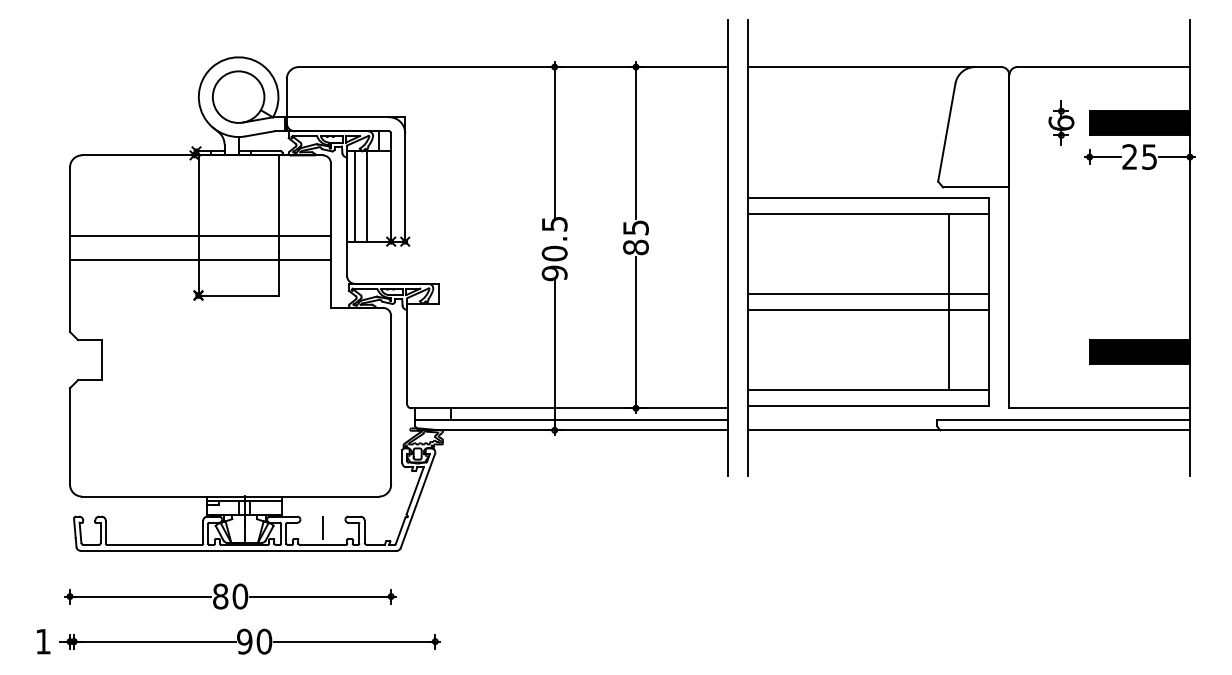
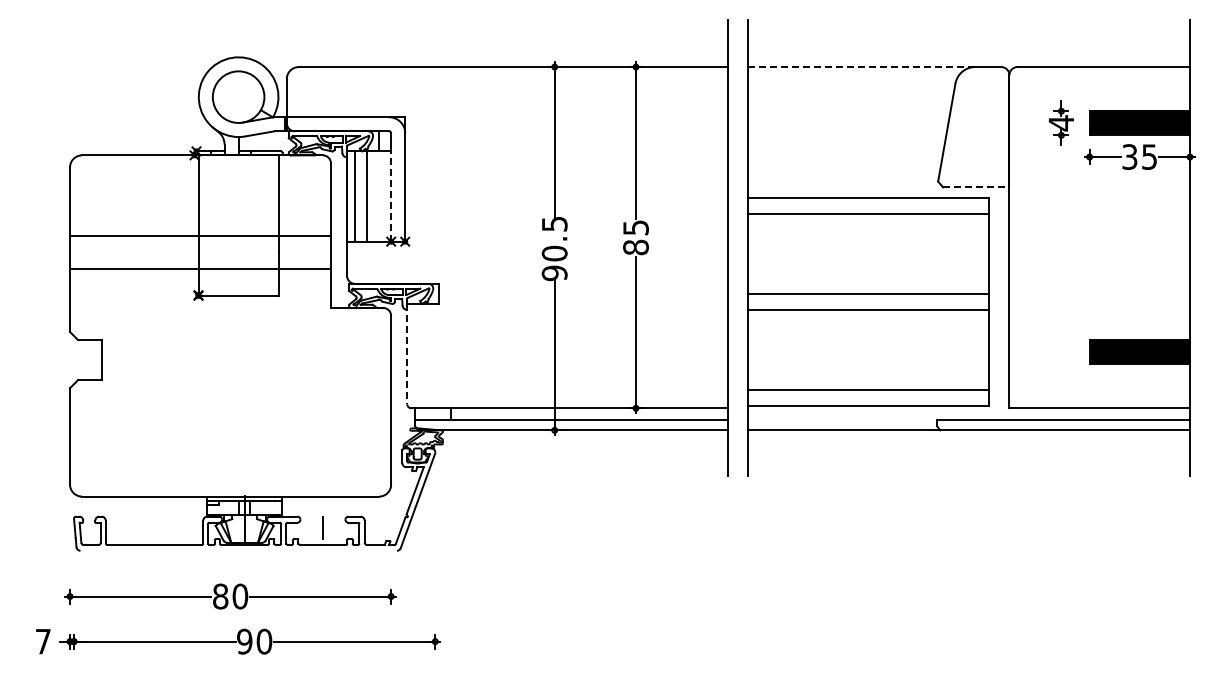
line: solid -> dashed (861, 67)
text: 6 -> 4 (1061, 123)
text: 25 -> 35 (1129, 156)
line: solid -> dashed (976, 187)
line: solid -> dashed (391, 196)
line position: (200, 259) -> (200, 268) (200, 268)
line: present -> none (949, 301)
line: solid -> dashed (407, 354)
line: present -> none (238, 550)
text: 1 -> 7 (43, 641)
